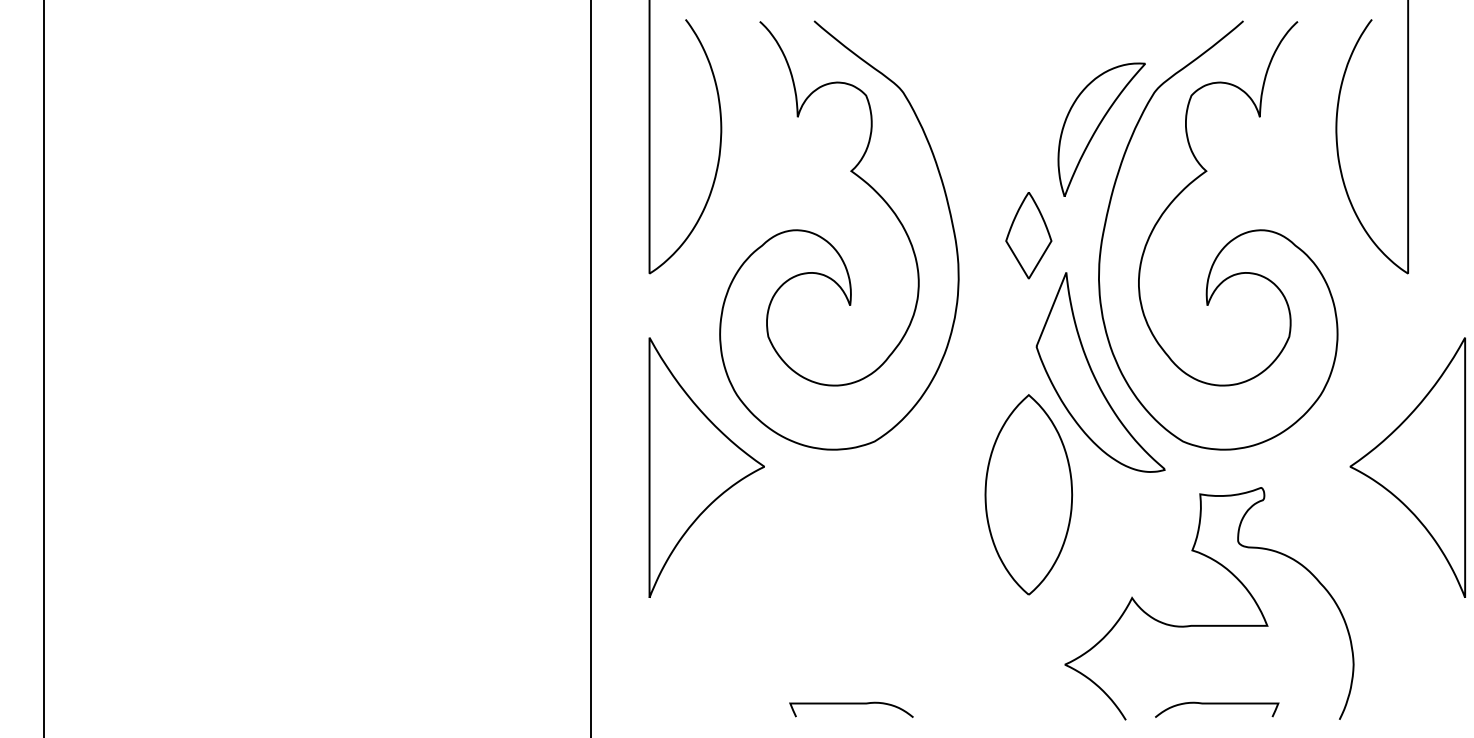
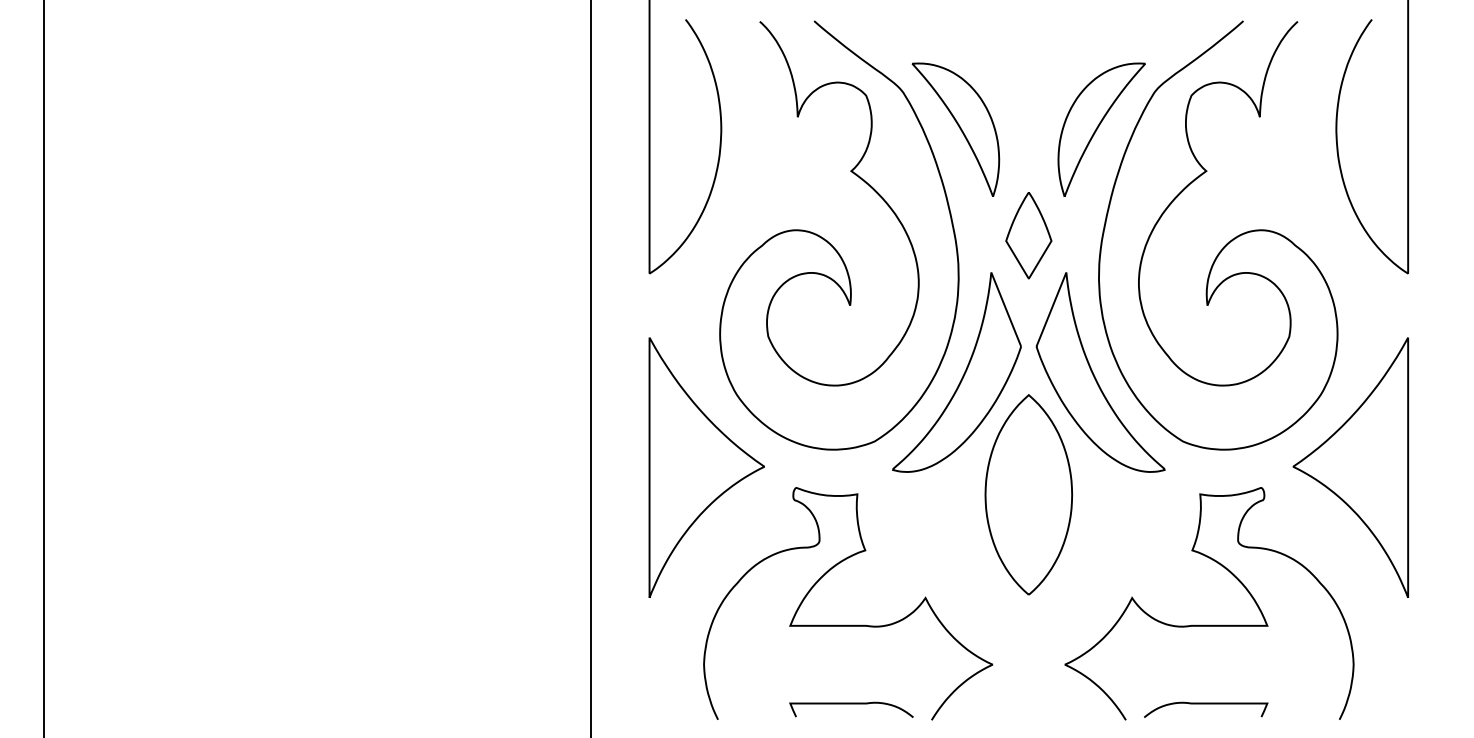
part: none -> present (955, 129)
part: none -> present (962, 375)
part position: (1407, 467) -> (1350, 467) (1350, 467)
curve: none -> present (848, 624)
curve position: (1217, 704) -> (1206, 704) (1206, 704)
